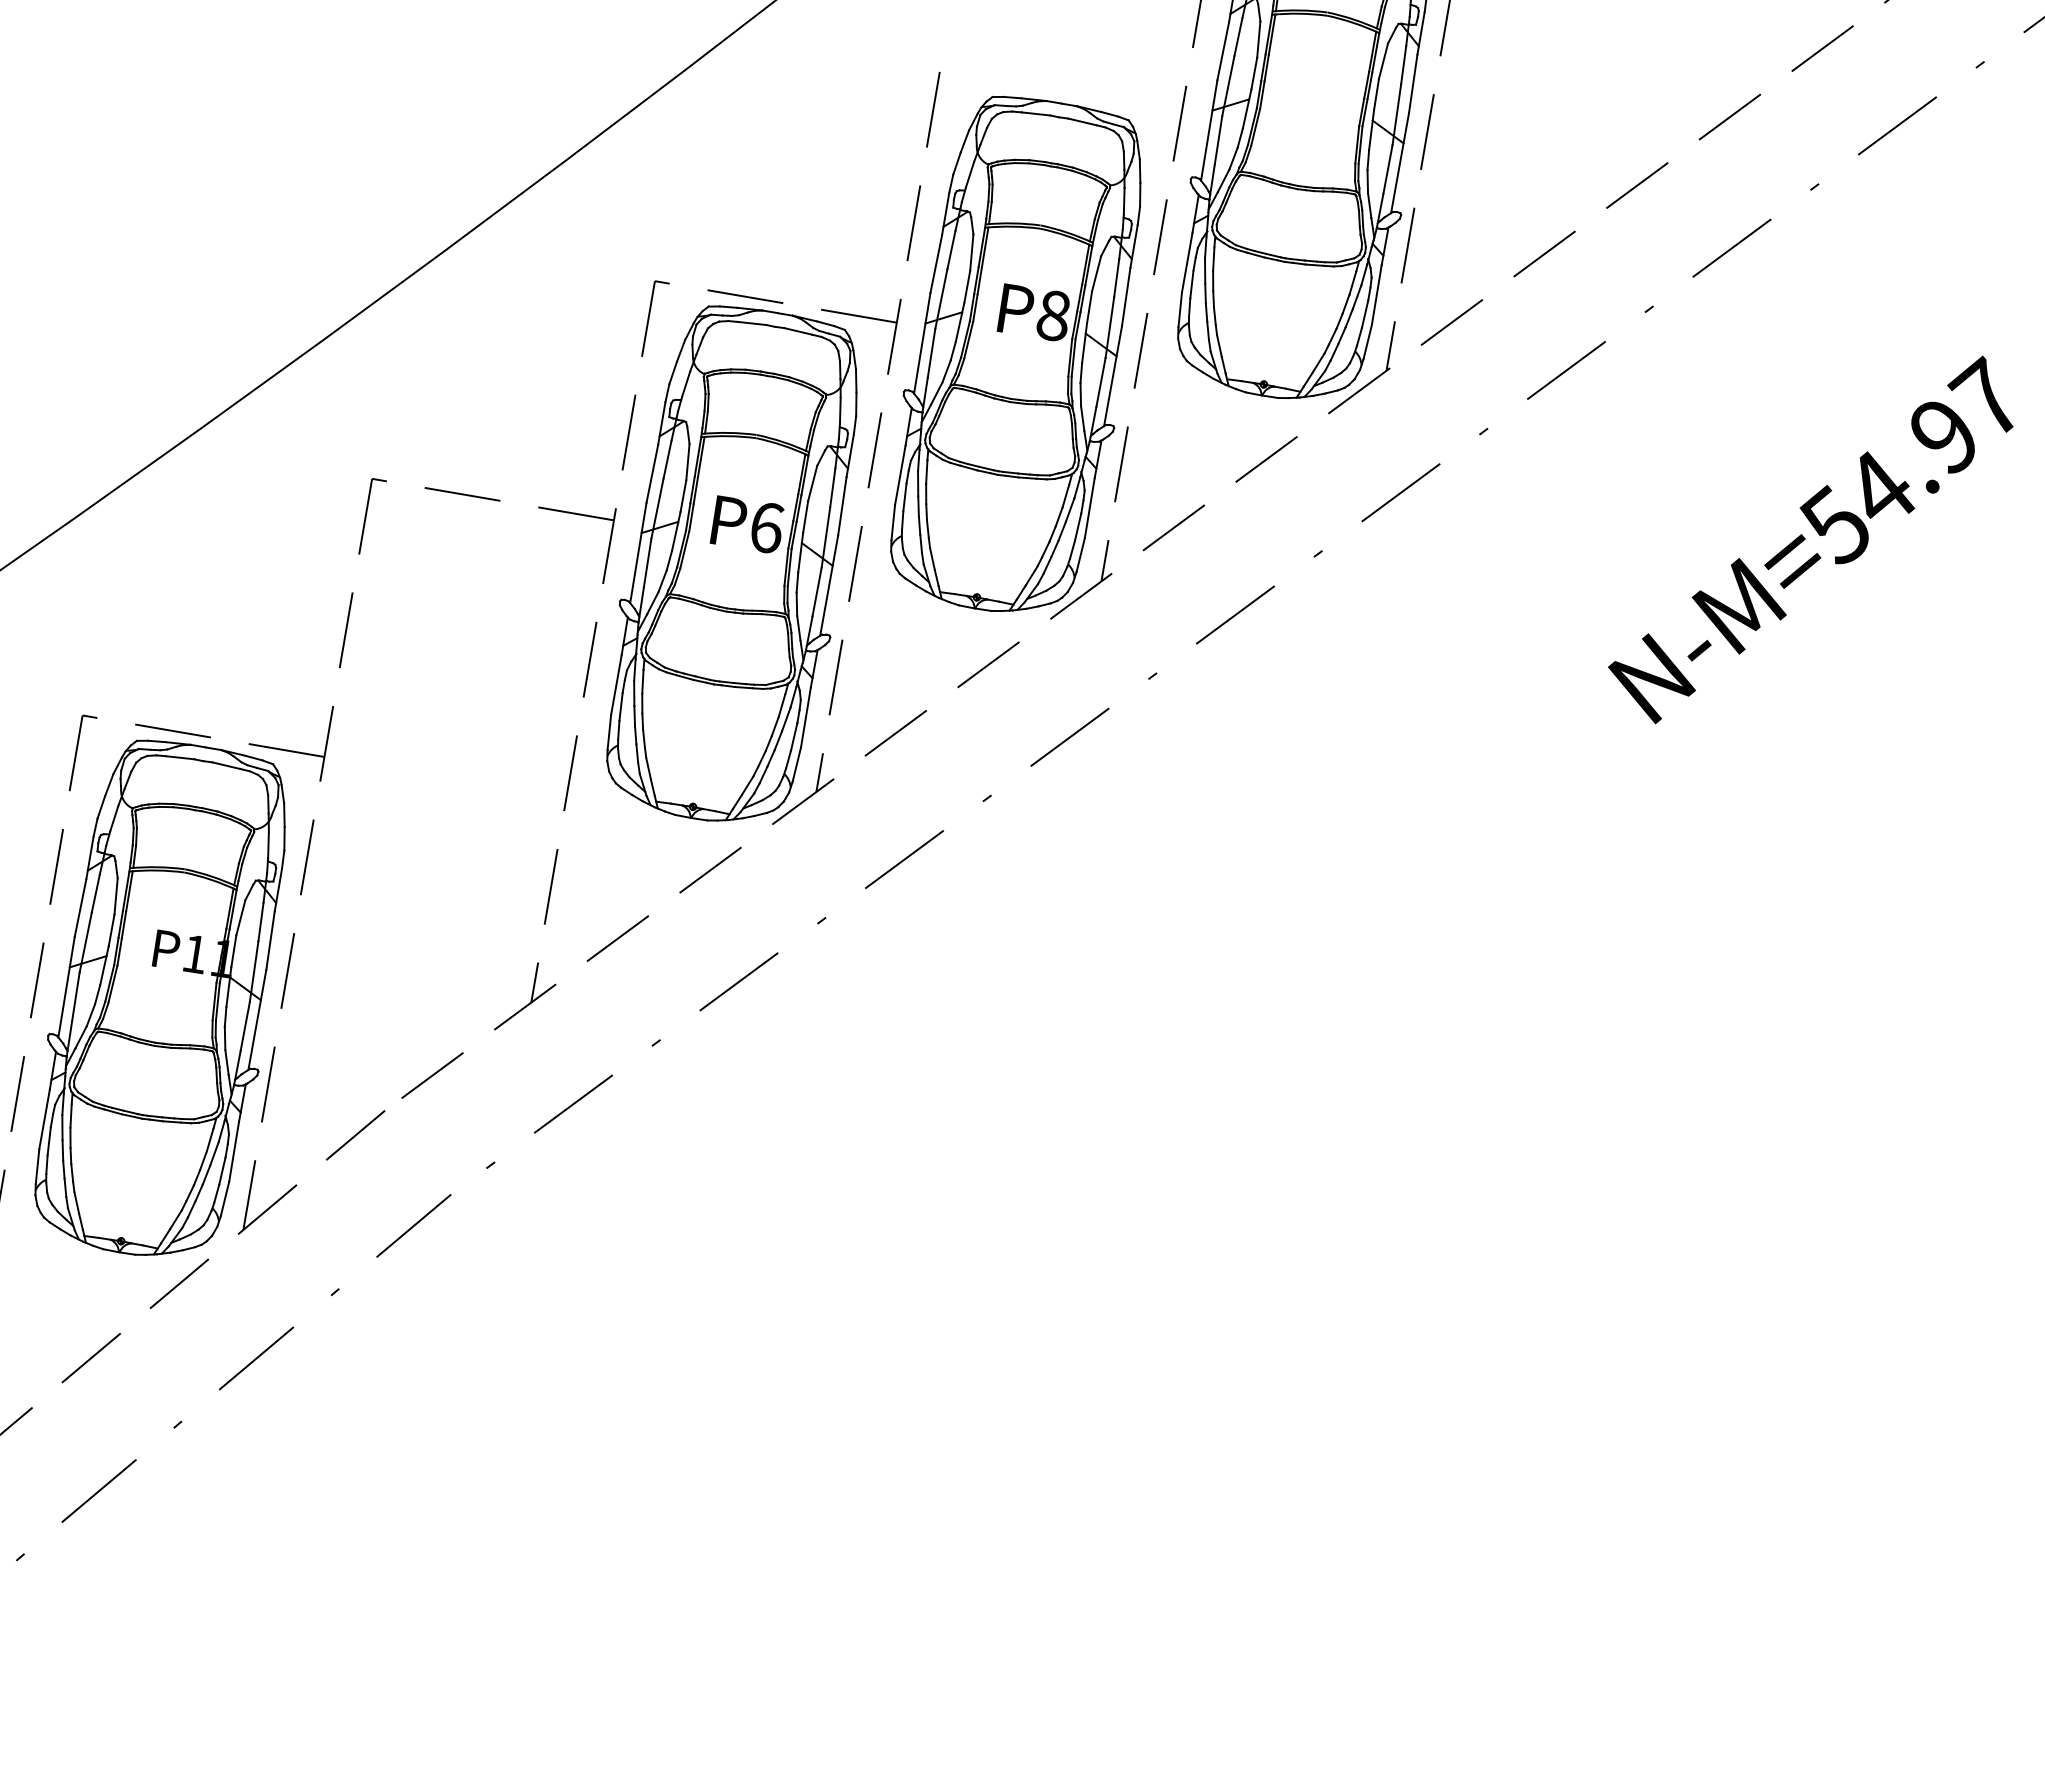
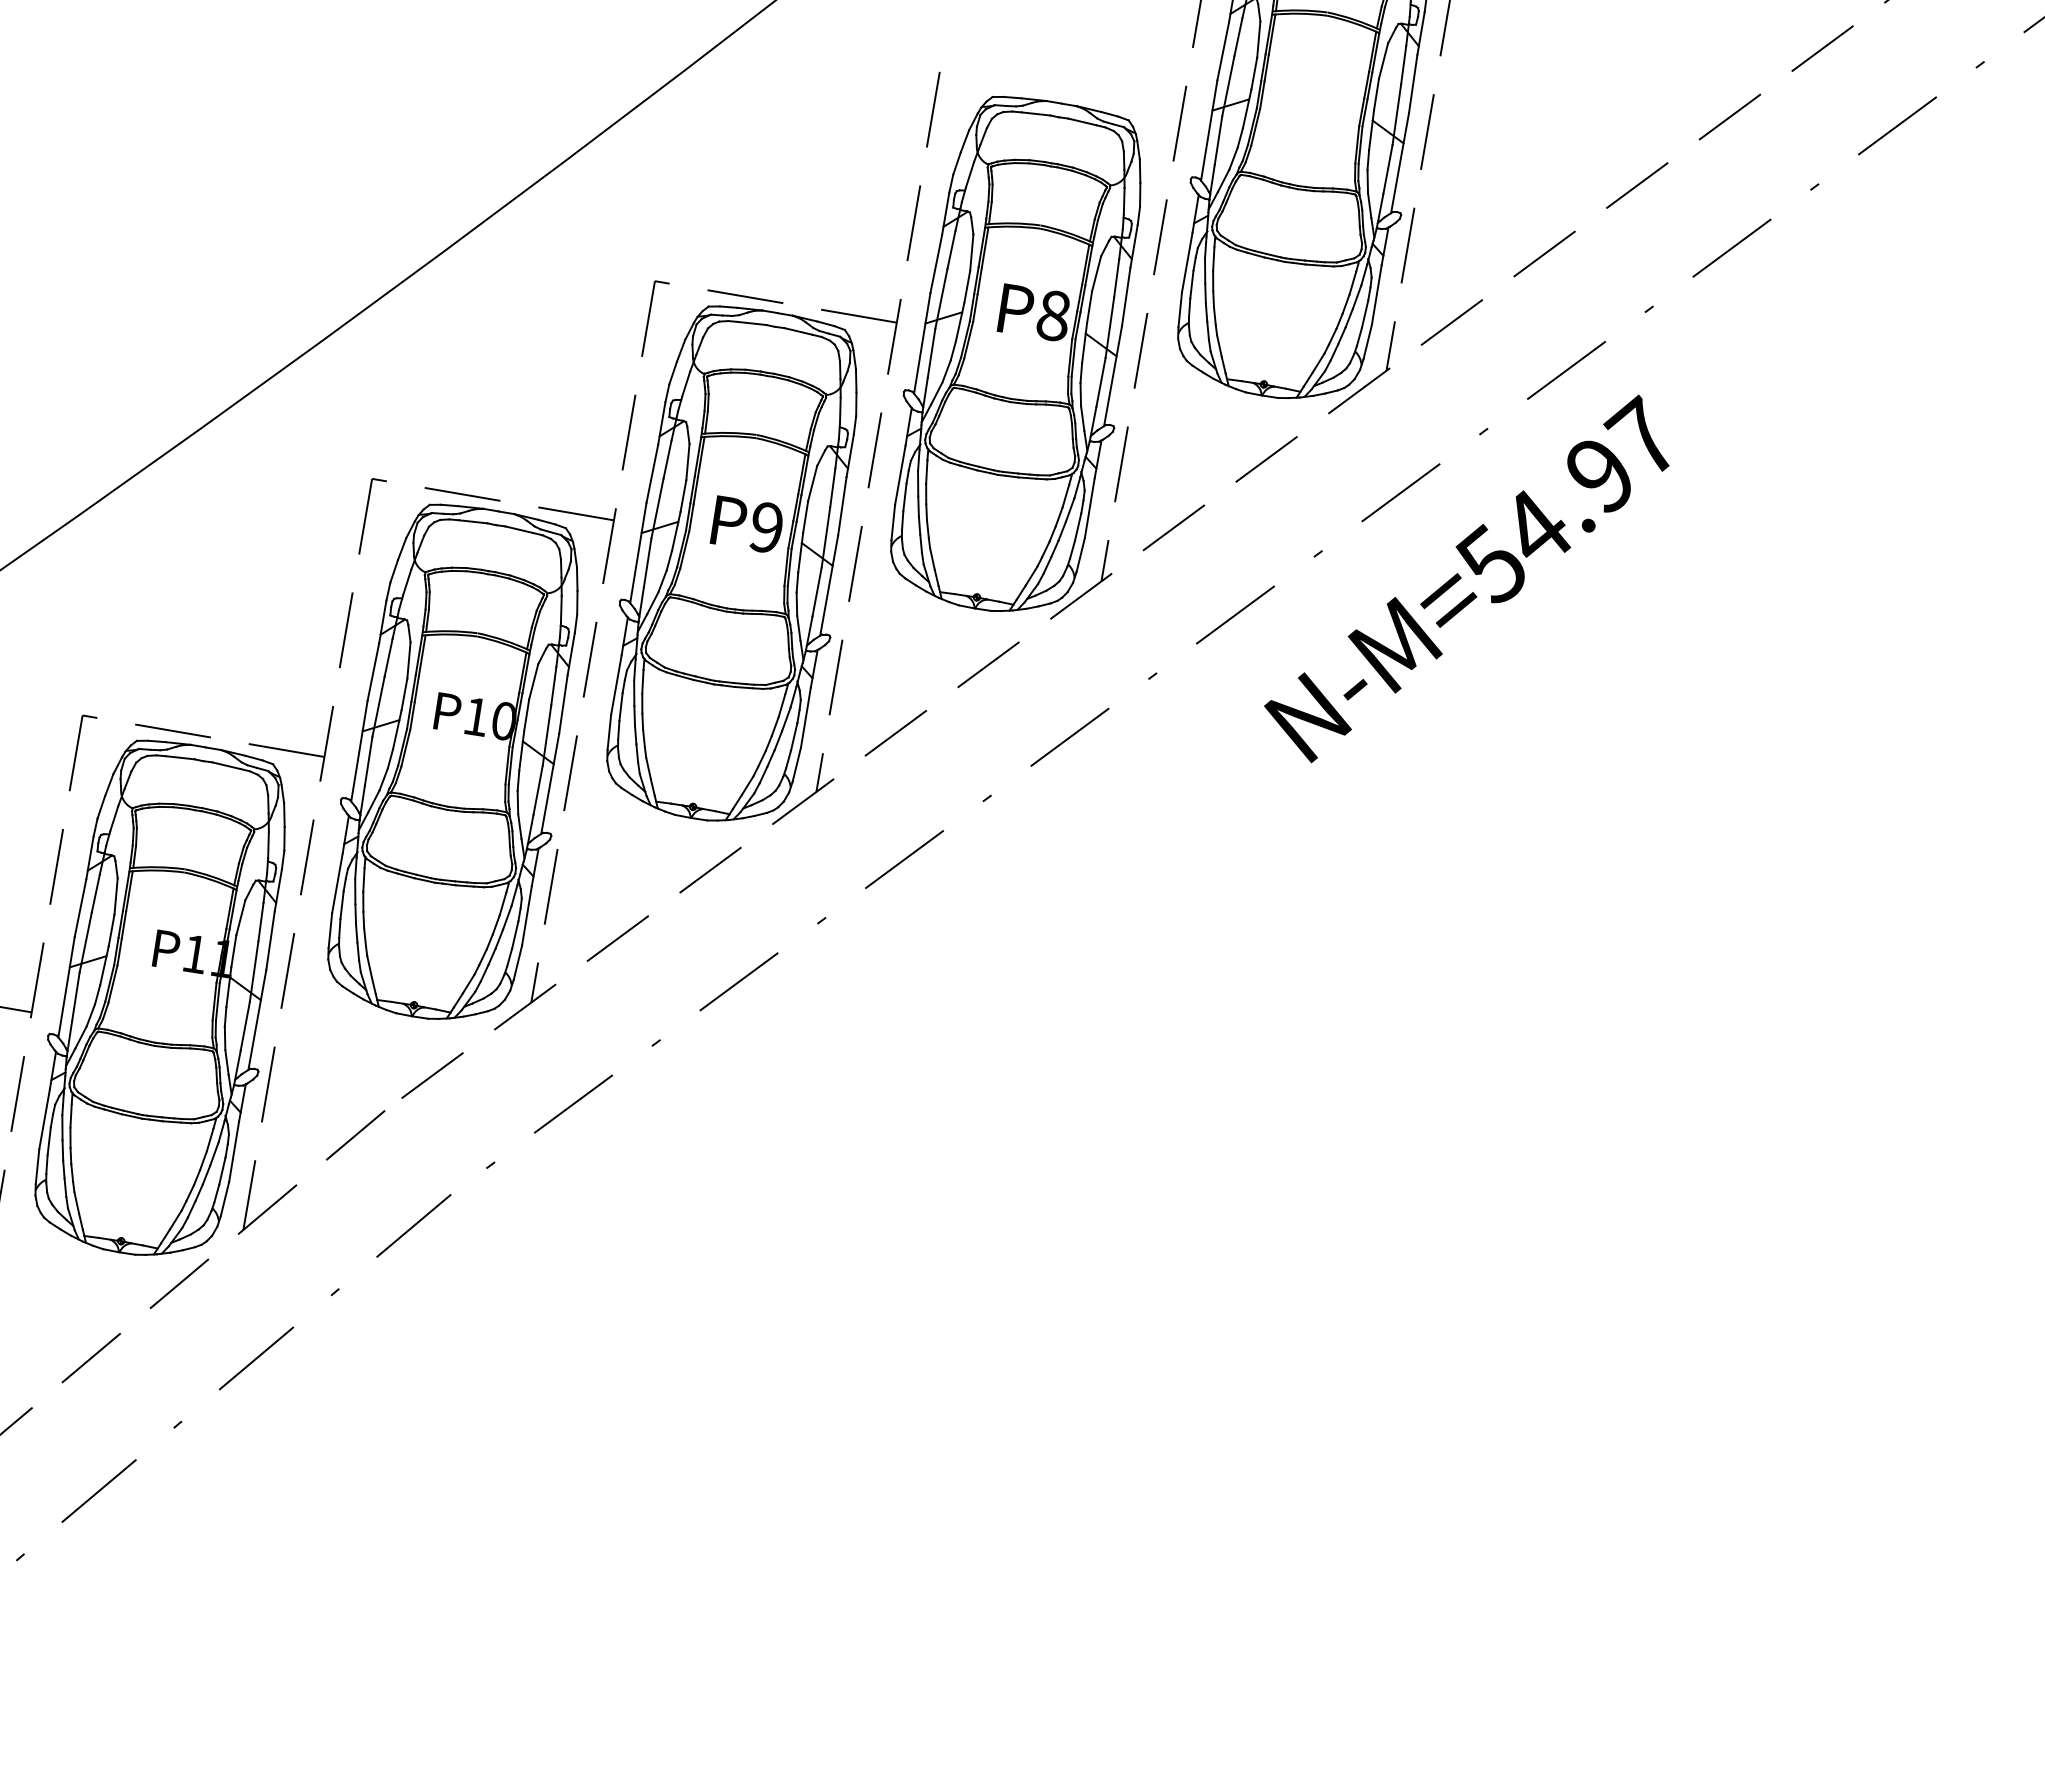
text: P6 -> P9 (766, 527)
text position: (1810, 539) -> (1466, 578) (1466, 578)
part: none -> present (452, 761)
line: none -> present (16, 1009)
